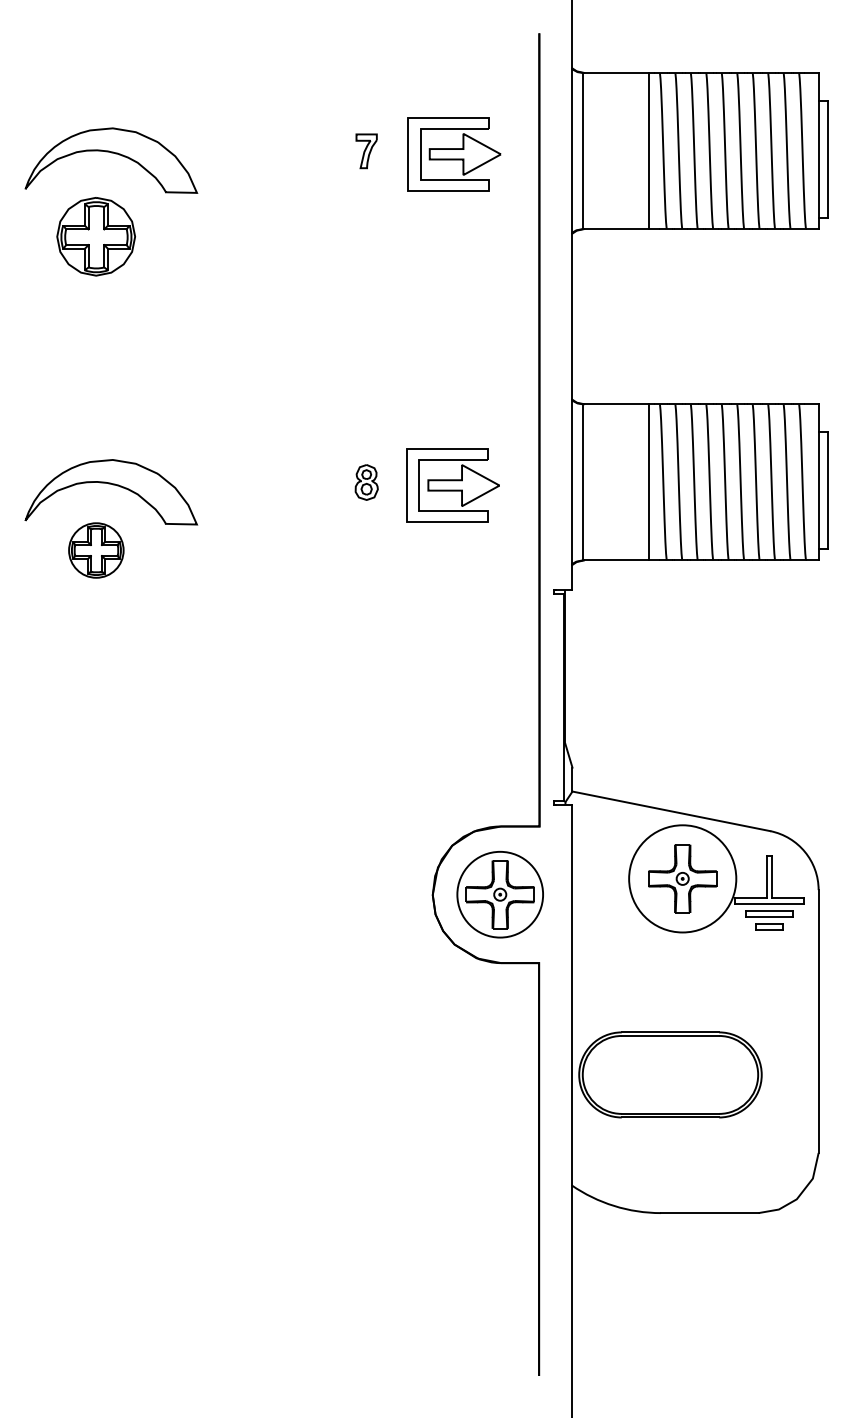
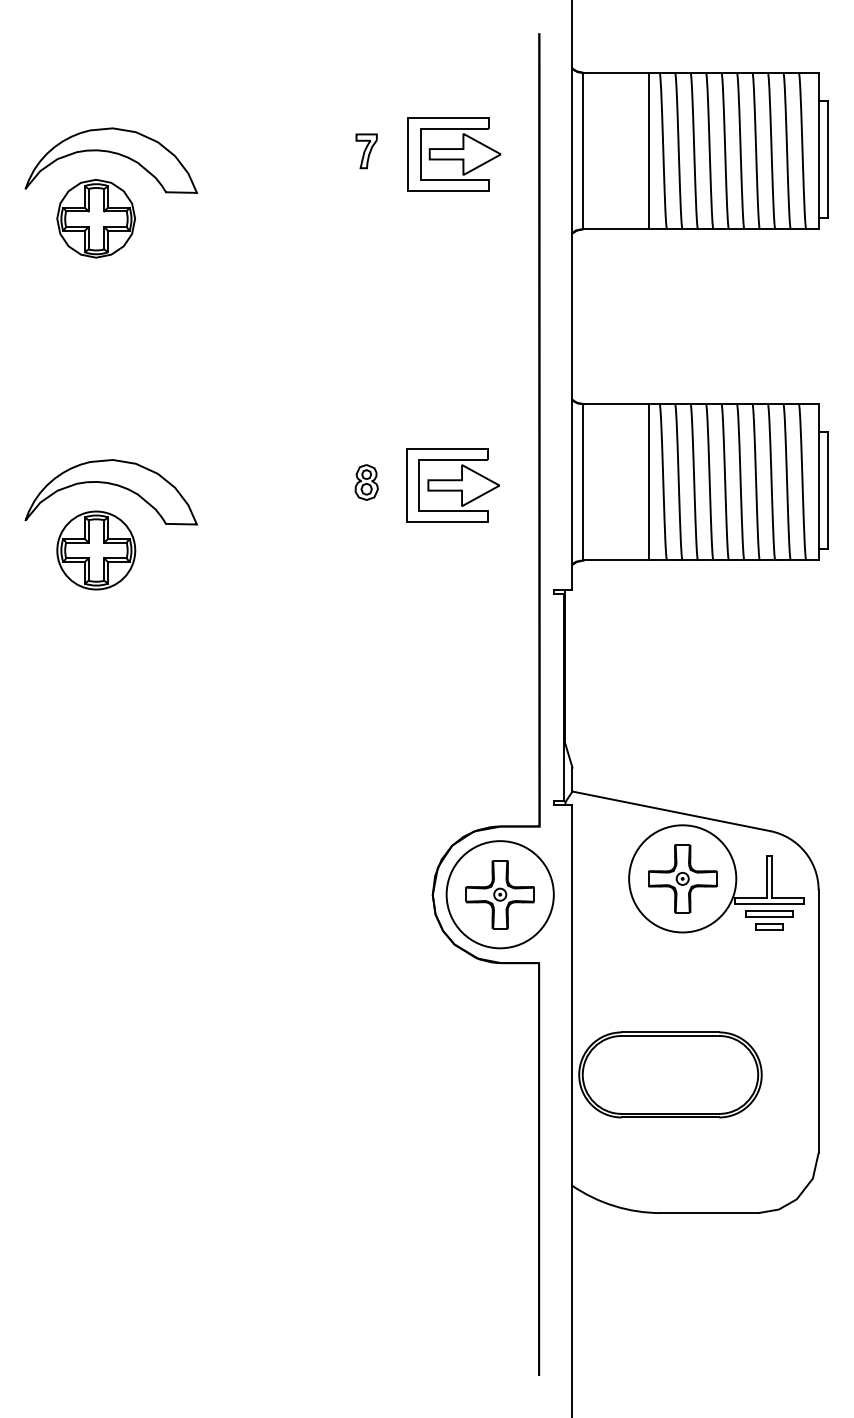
part position: (95, 236) -> (95, 218) (95, 218)
part size: 57x57 px -> 81x81 px (96, 550)
circle diameter: 86 px -> 107 px (499, 894)
